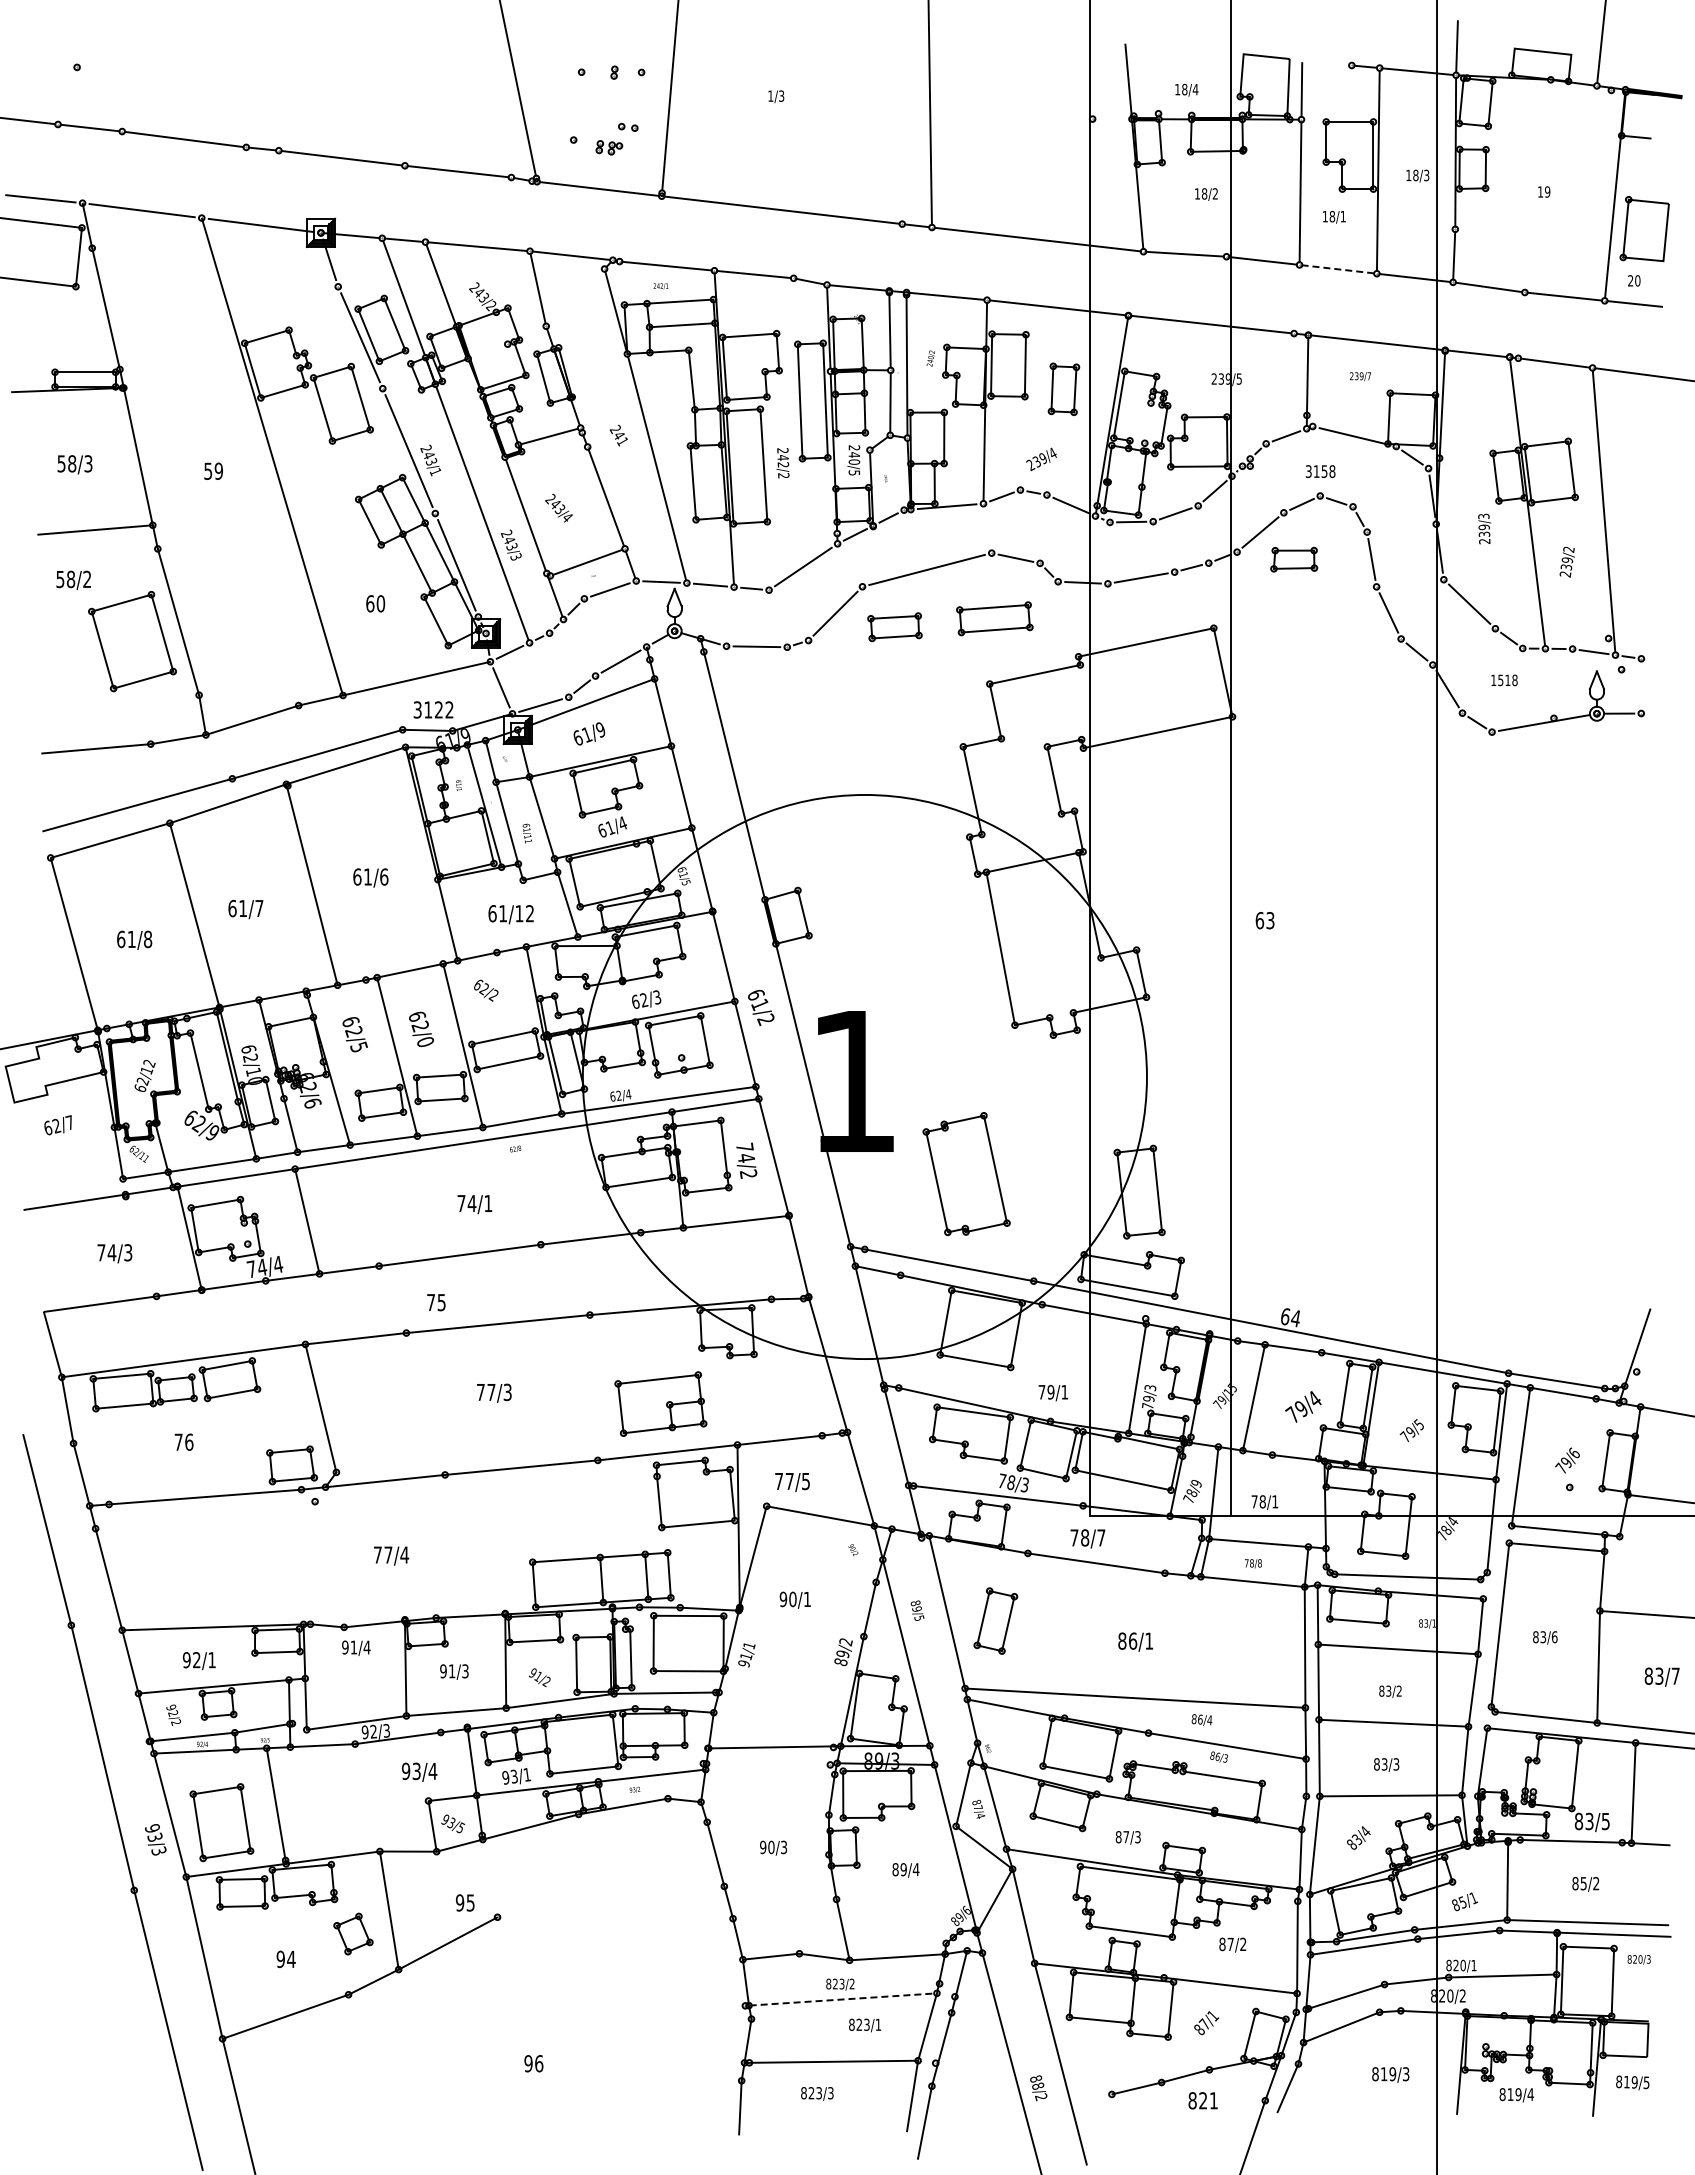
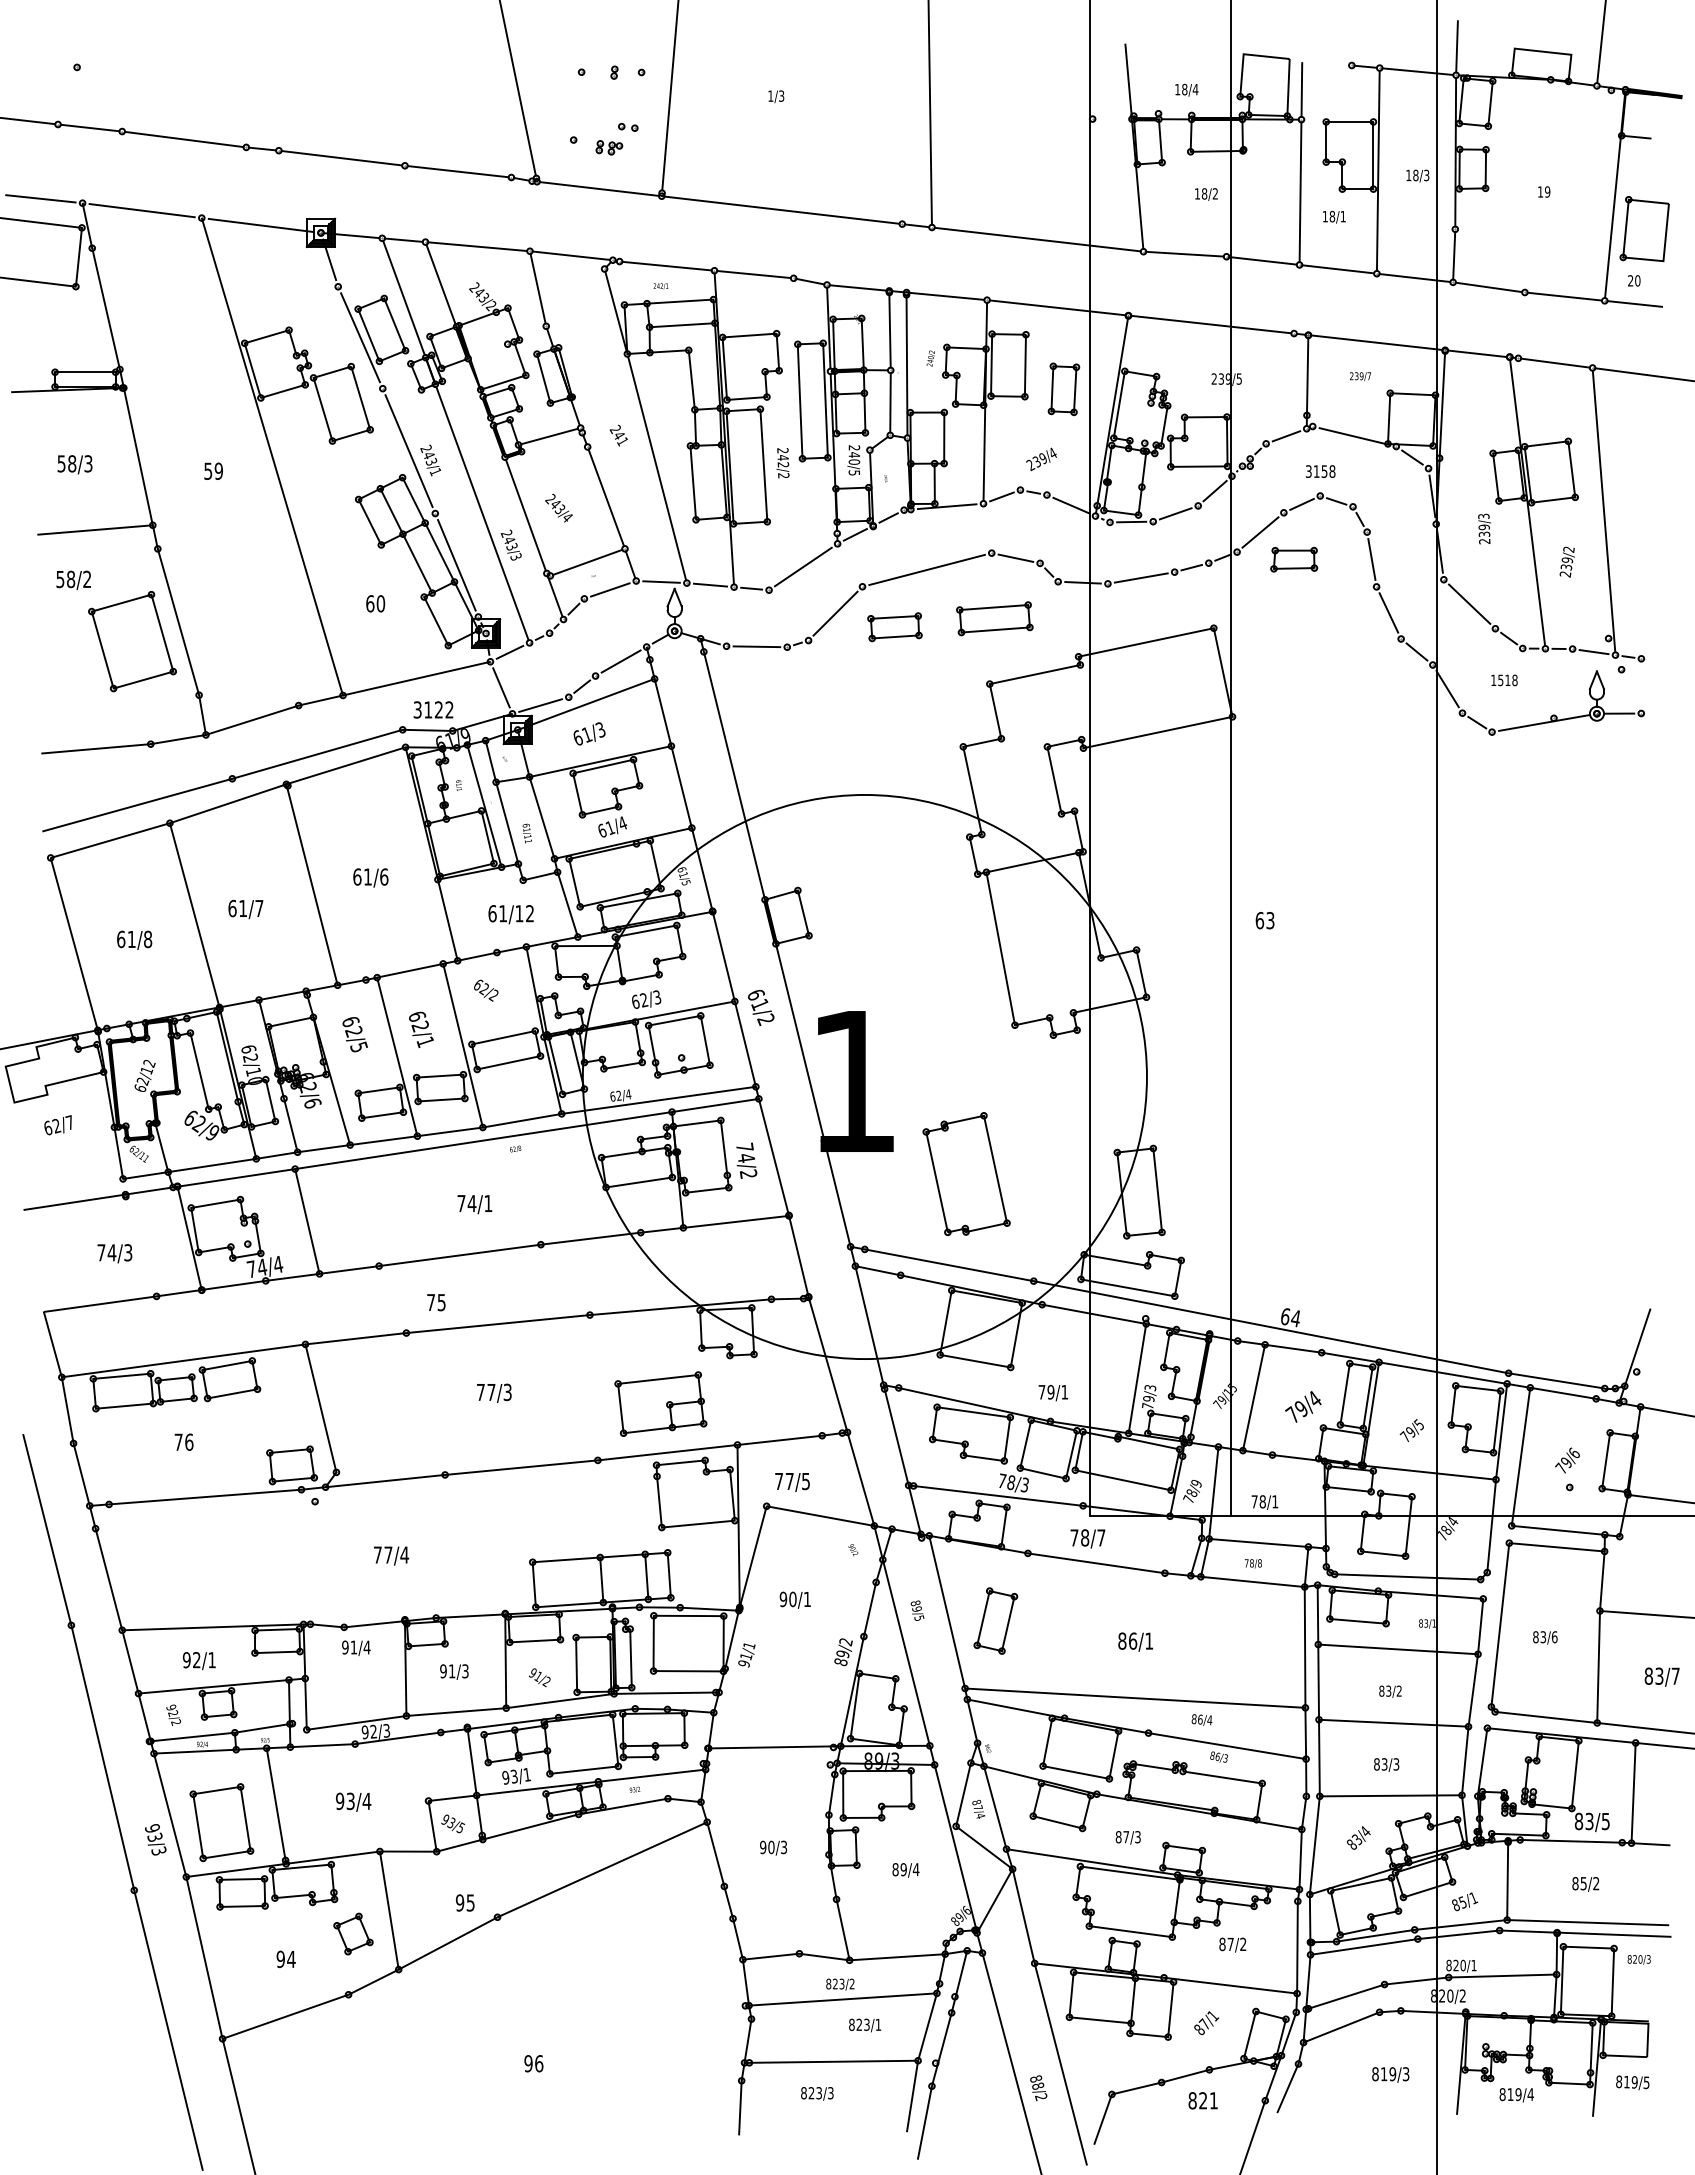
line: dashed -> solid (1337, 269)
text: 61/9 -> 61/3 (600, 729)
text: 62/0 -> 62/1 (424, 1041)
text position: (419, 1771) -> (353, 1801) (353, 1801)
line: none -> present (602, 1869)
line: dashed -> solid (843, 1999)
line: none -> present (1102, 2119)
